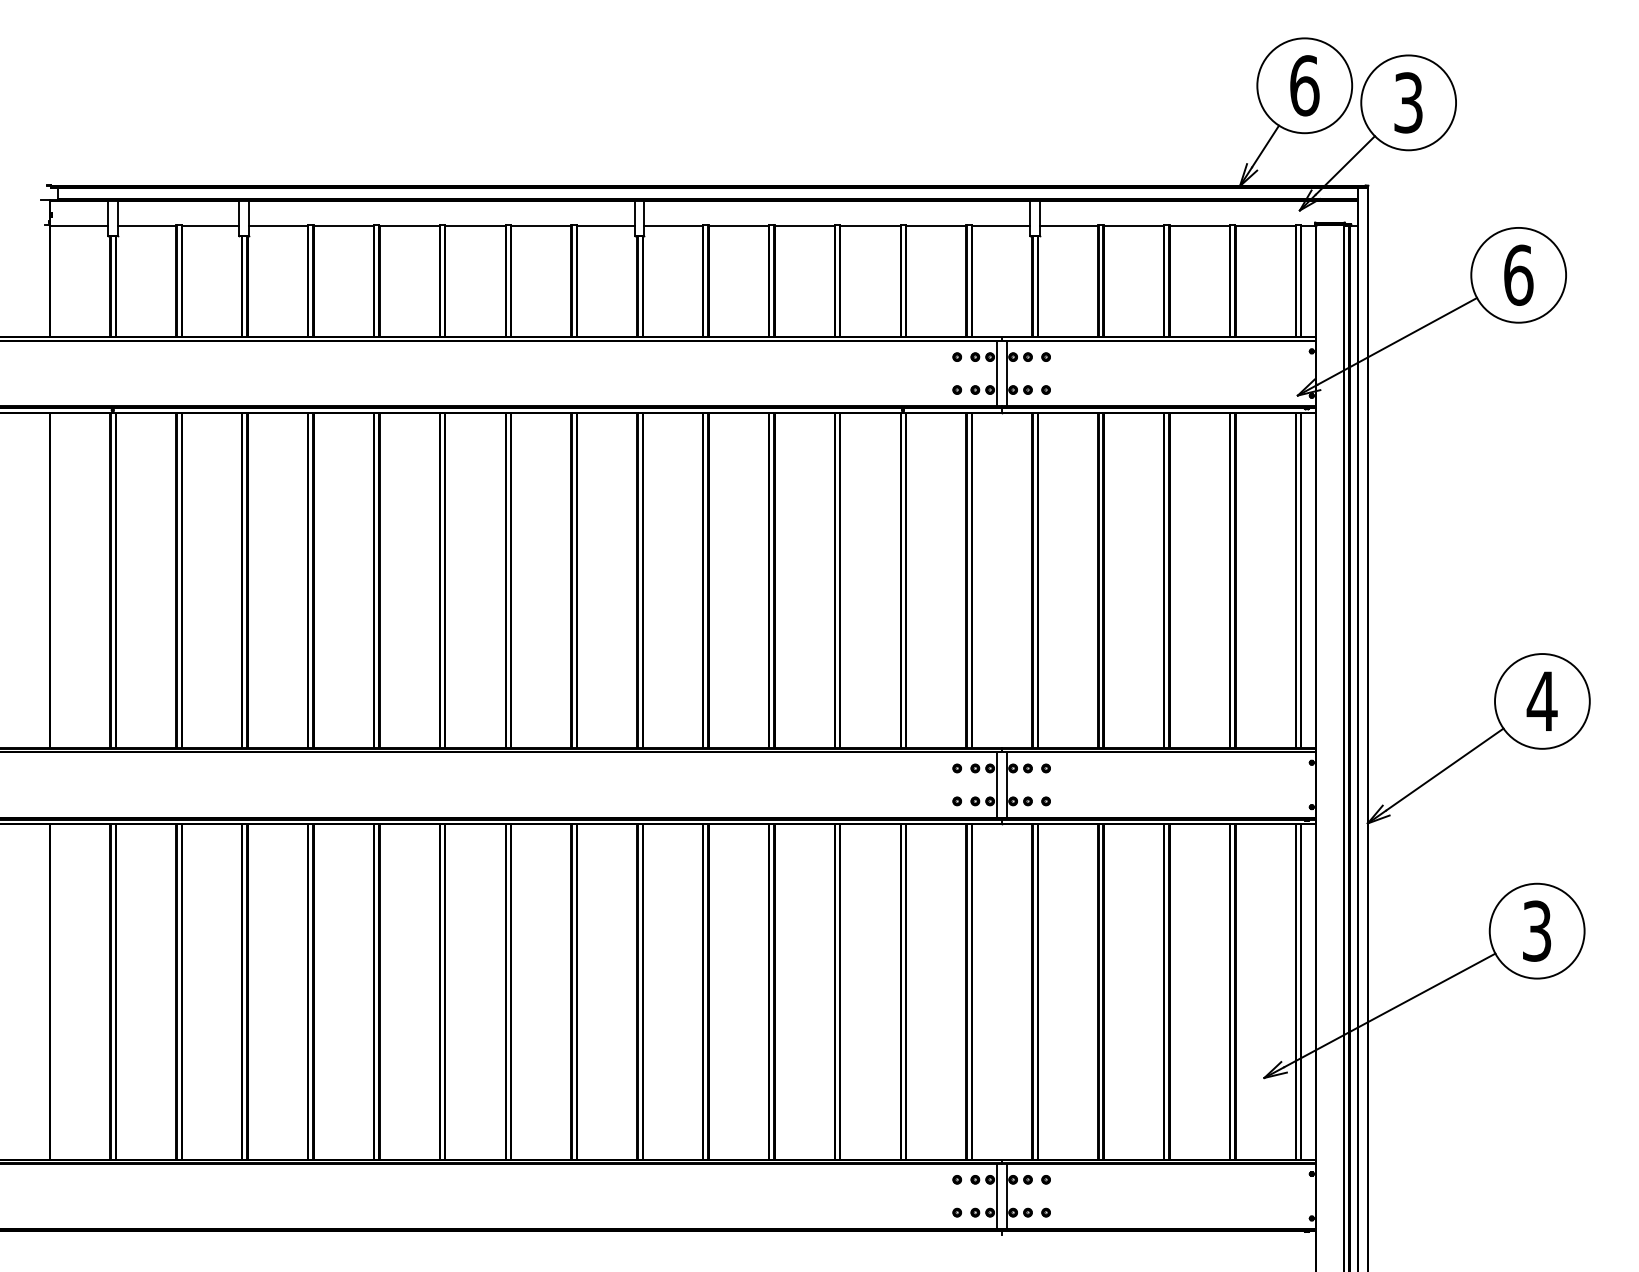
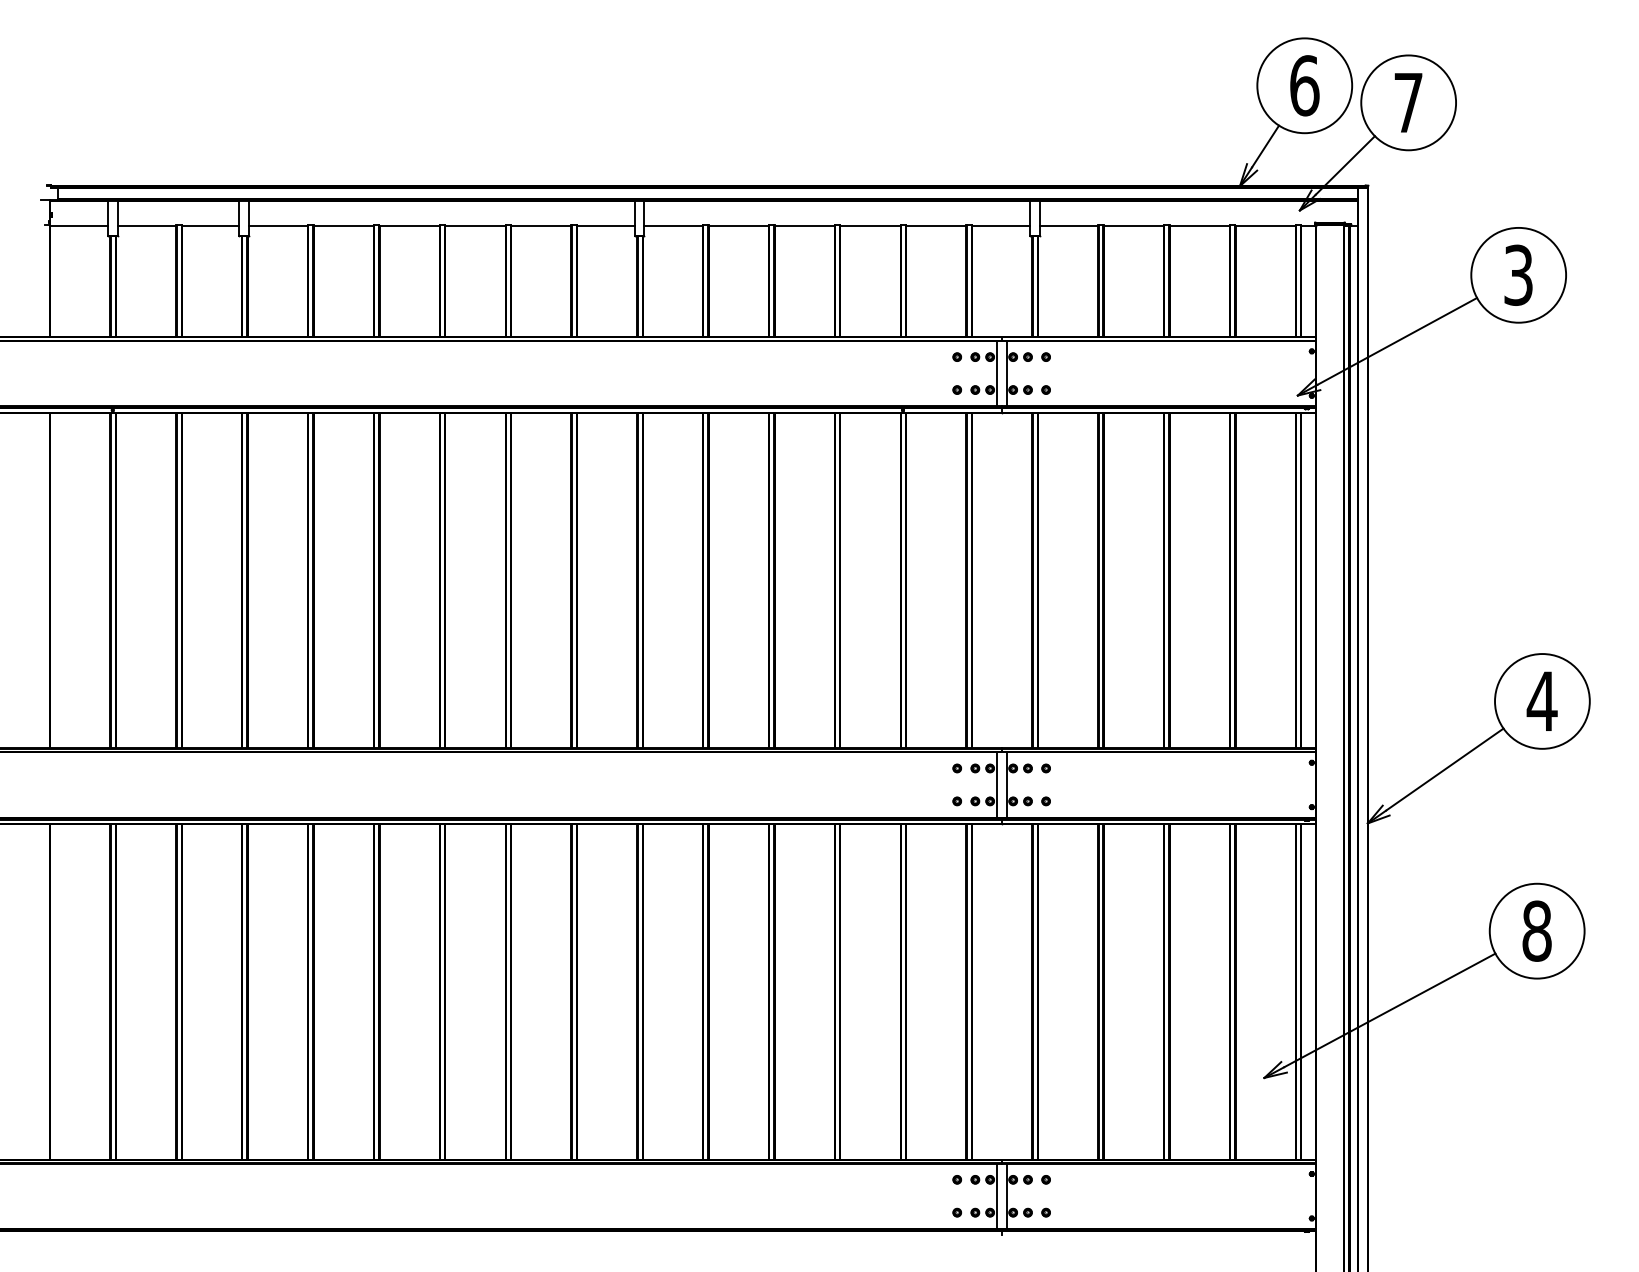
text: 3 -> 7 (1408, 102)
text: 6 -> 3 (1518, 274)
text: 3 -> 8 (1536, 930)
